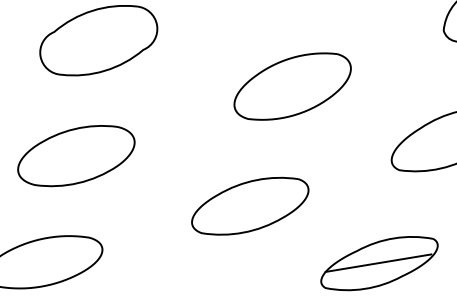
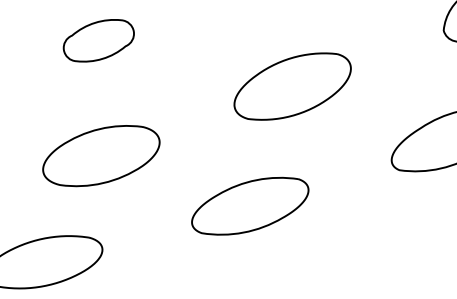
part size: 120x72 px -> 73x44 px (98, 40)
part position: (76, 156) -> (101, 156) (101, 156)
part: present -> none (379, 263)
